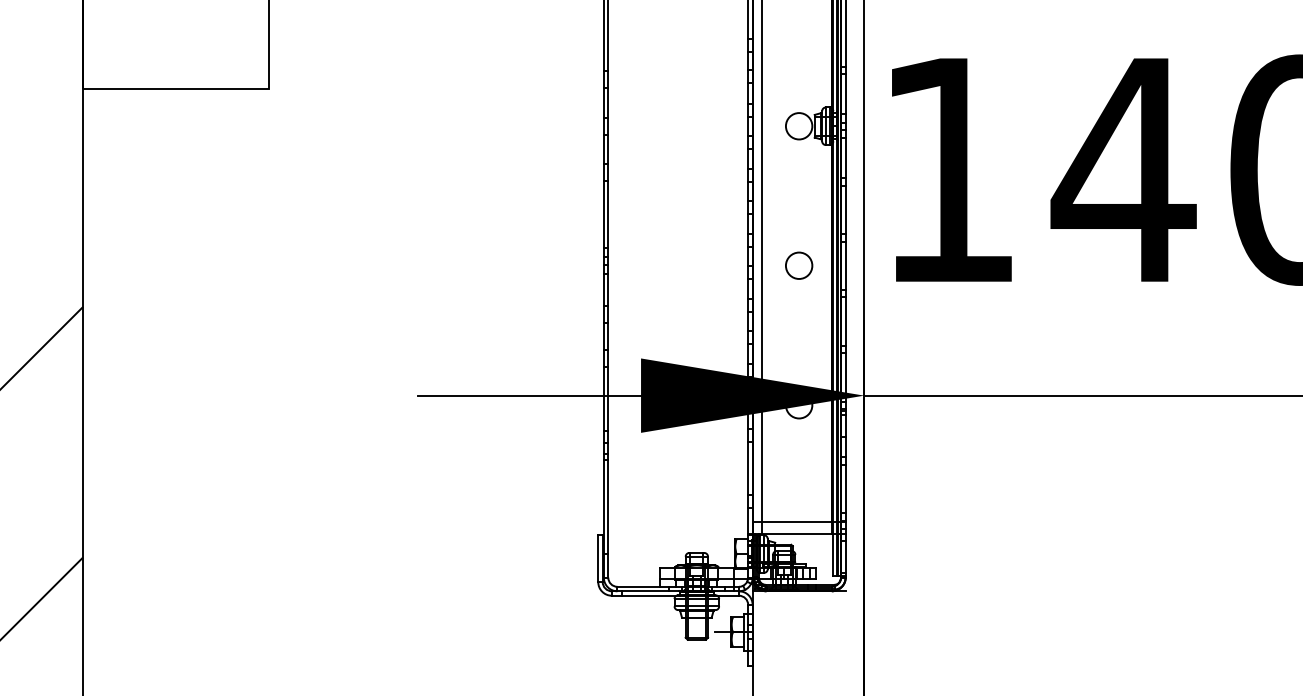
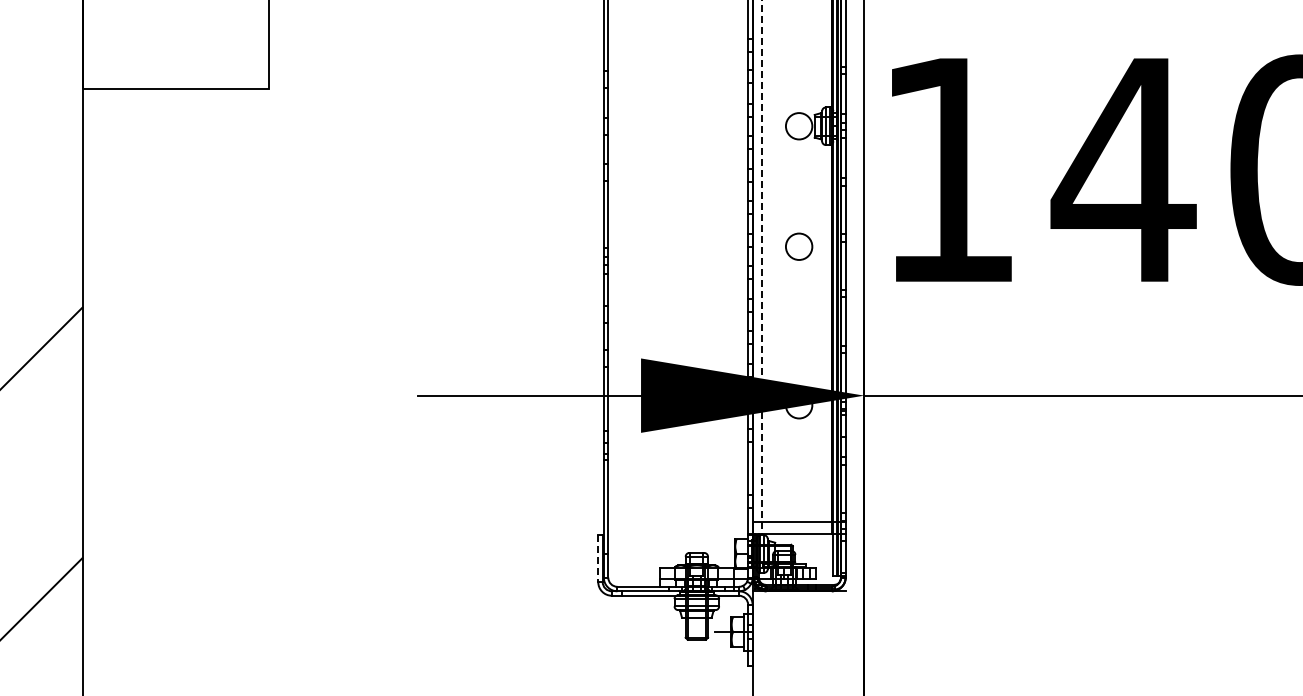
circle position: (799, 265) -> (799, 246) (799, 246)
line: solid -> dashed (761, 267)
line: solid -> dashed (598, 559)
